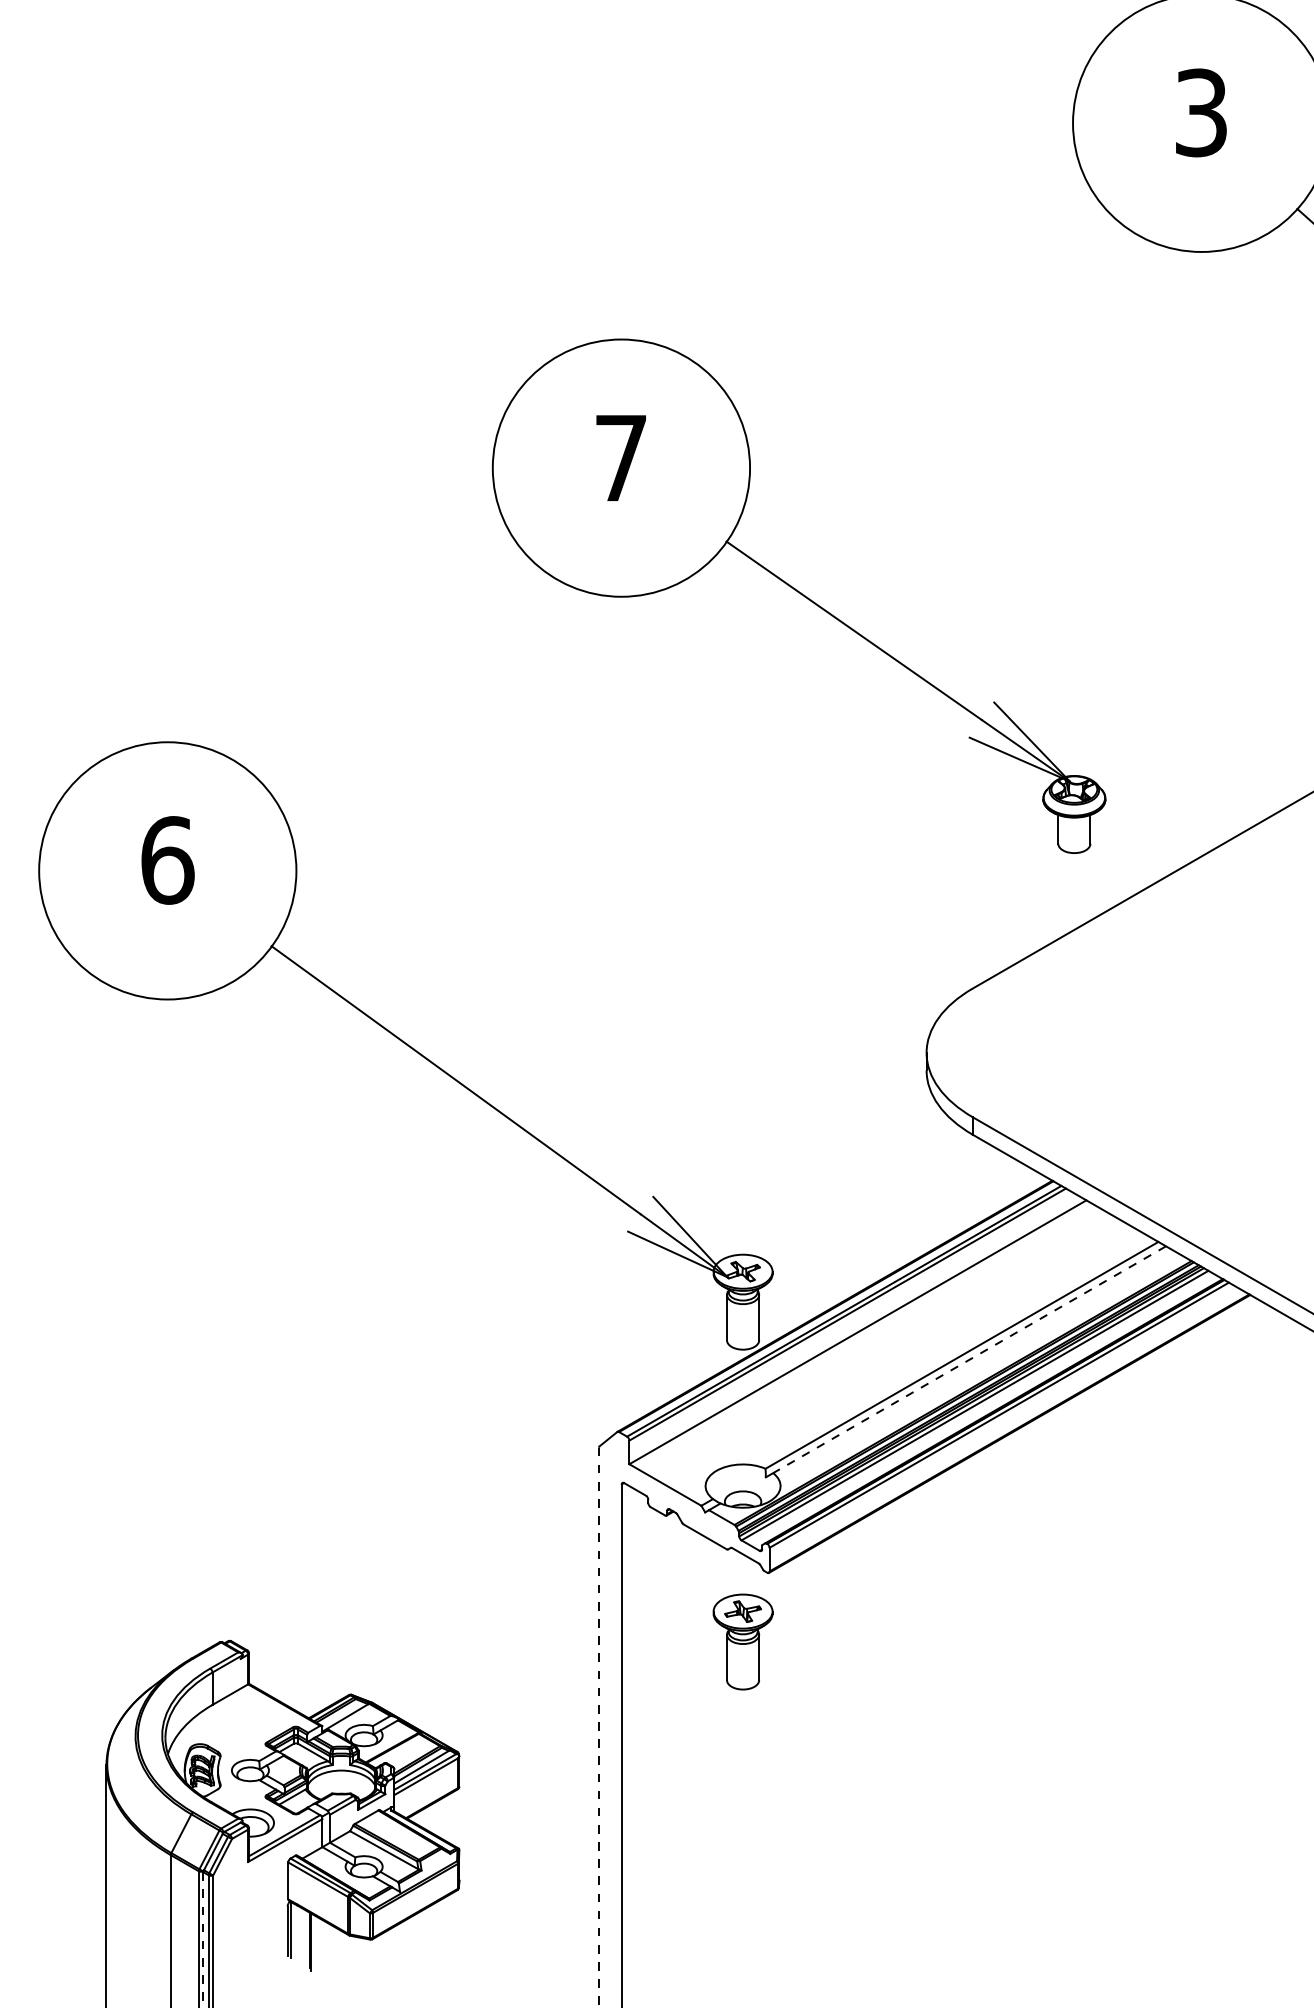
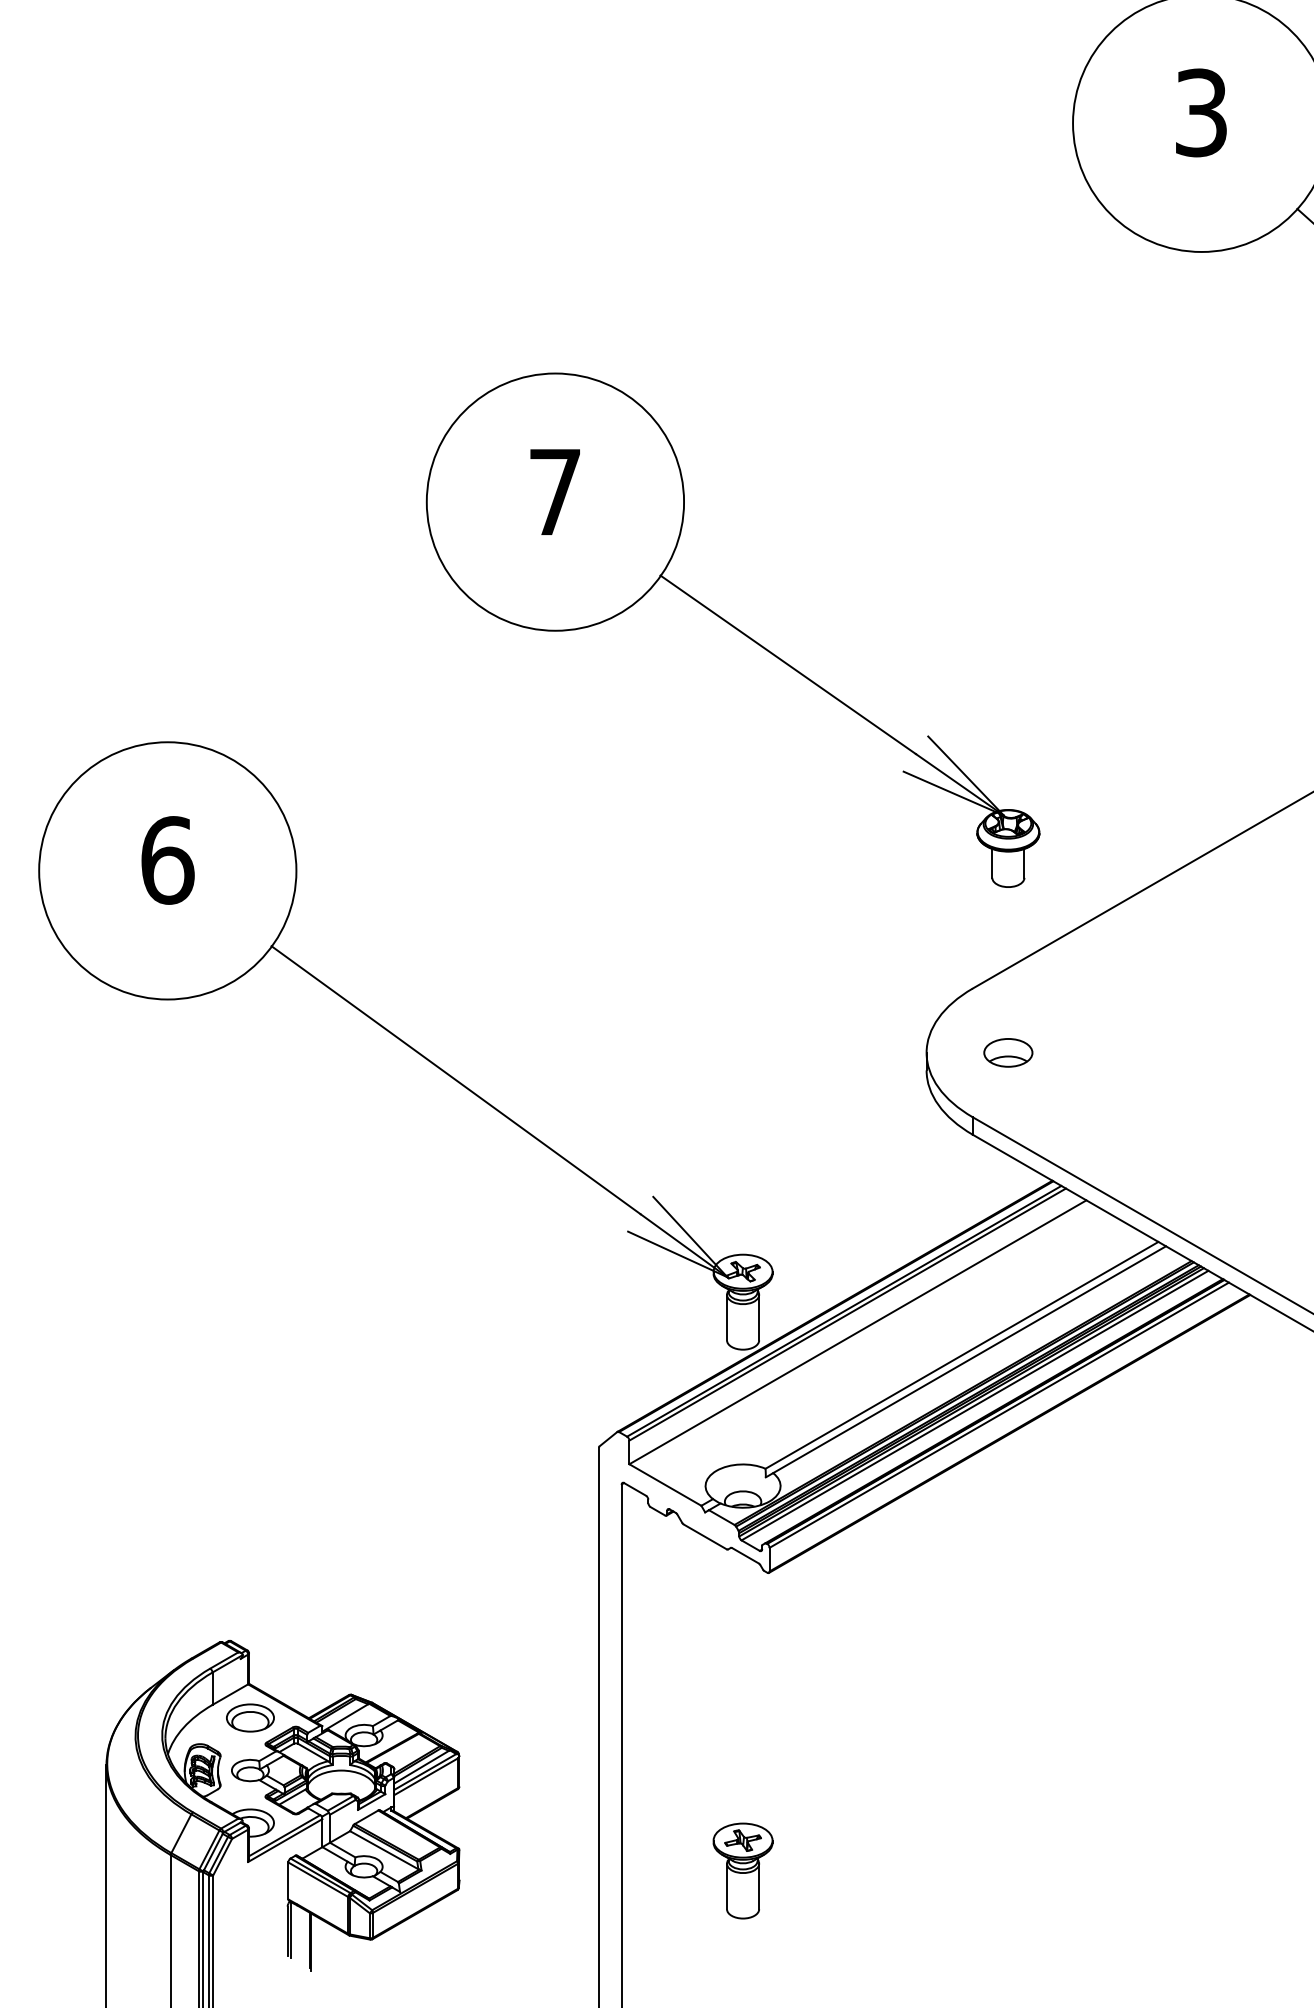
part position: (798, 595) -> (732, 629) (732, 629)
part: none -> present (1008, 1052)
line: dashed -> solid (969, 1359)
part position: (742, 1641) -> (742, 1870) (742, 1870)
part: none -> present (250, 1717)
line: dashed -> solid (599, 1727)
line: dashed -> solid (203, 1940)
